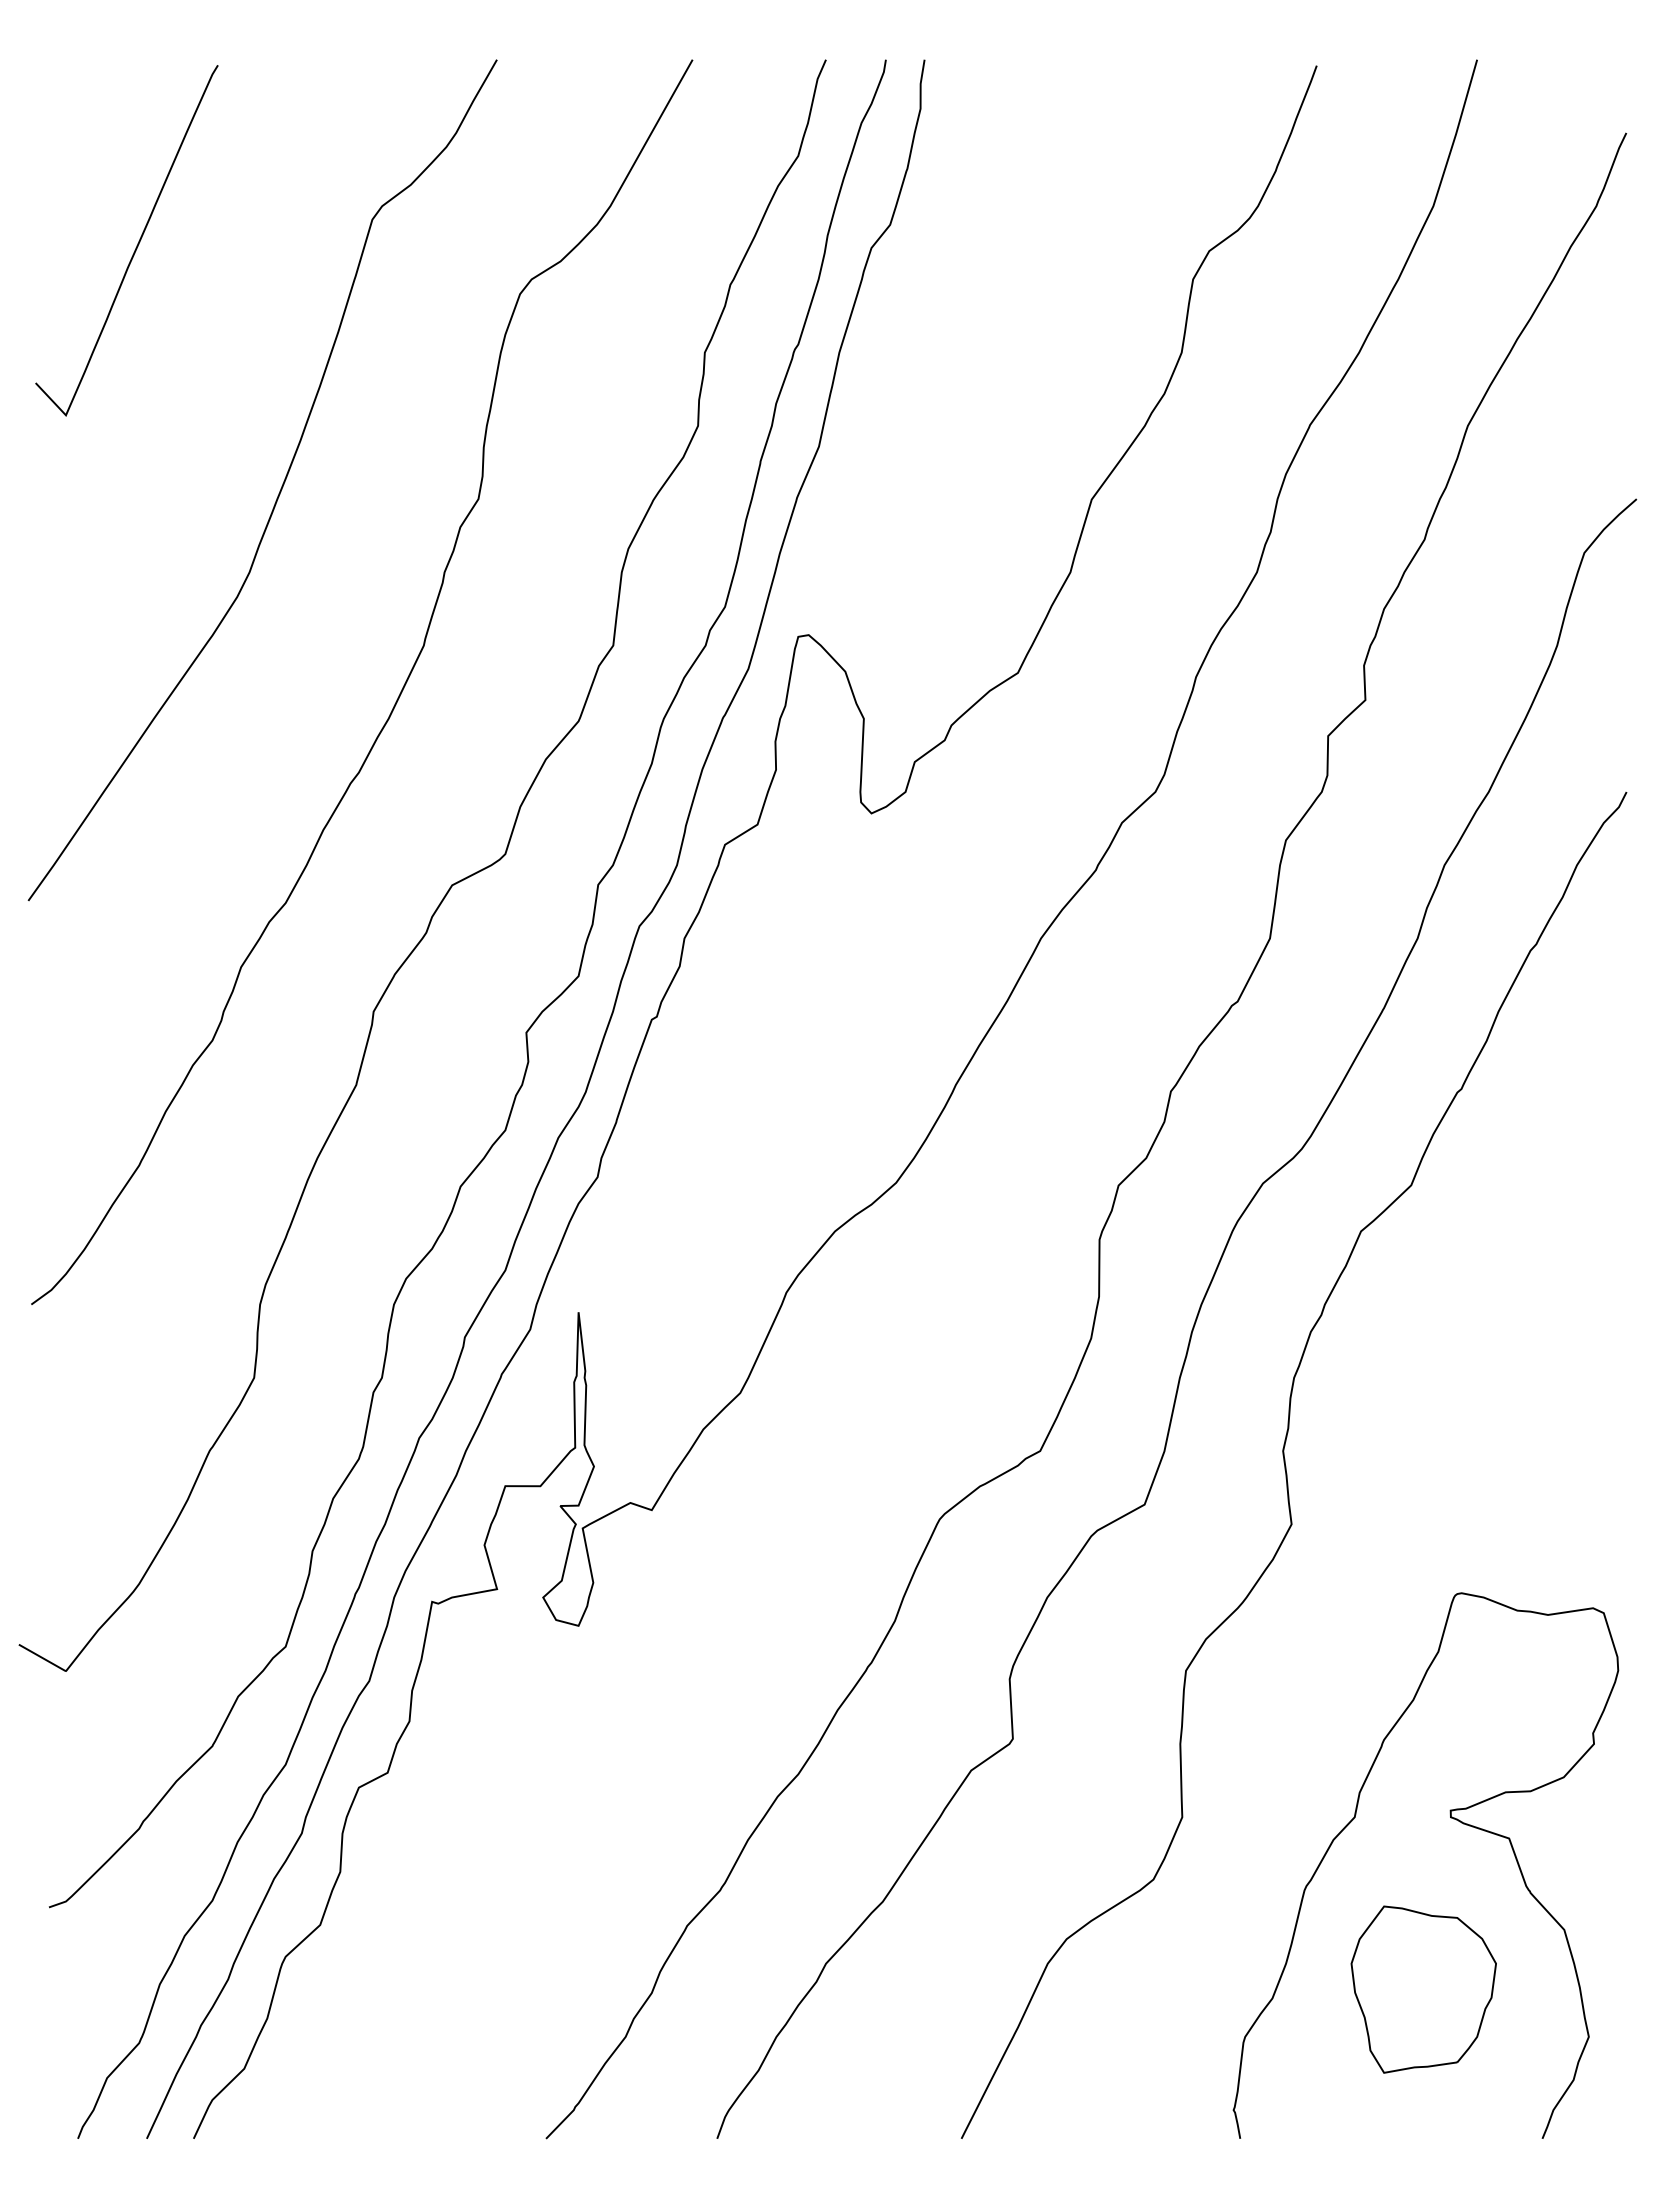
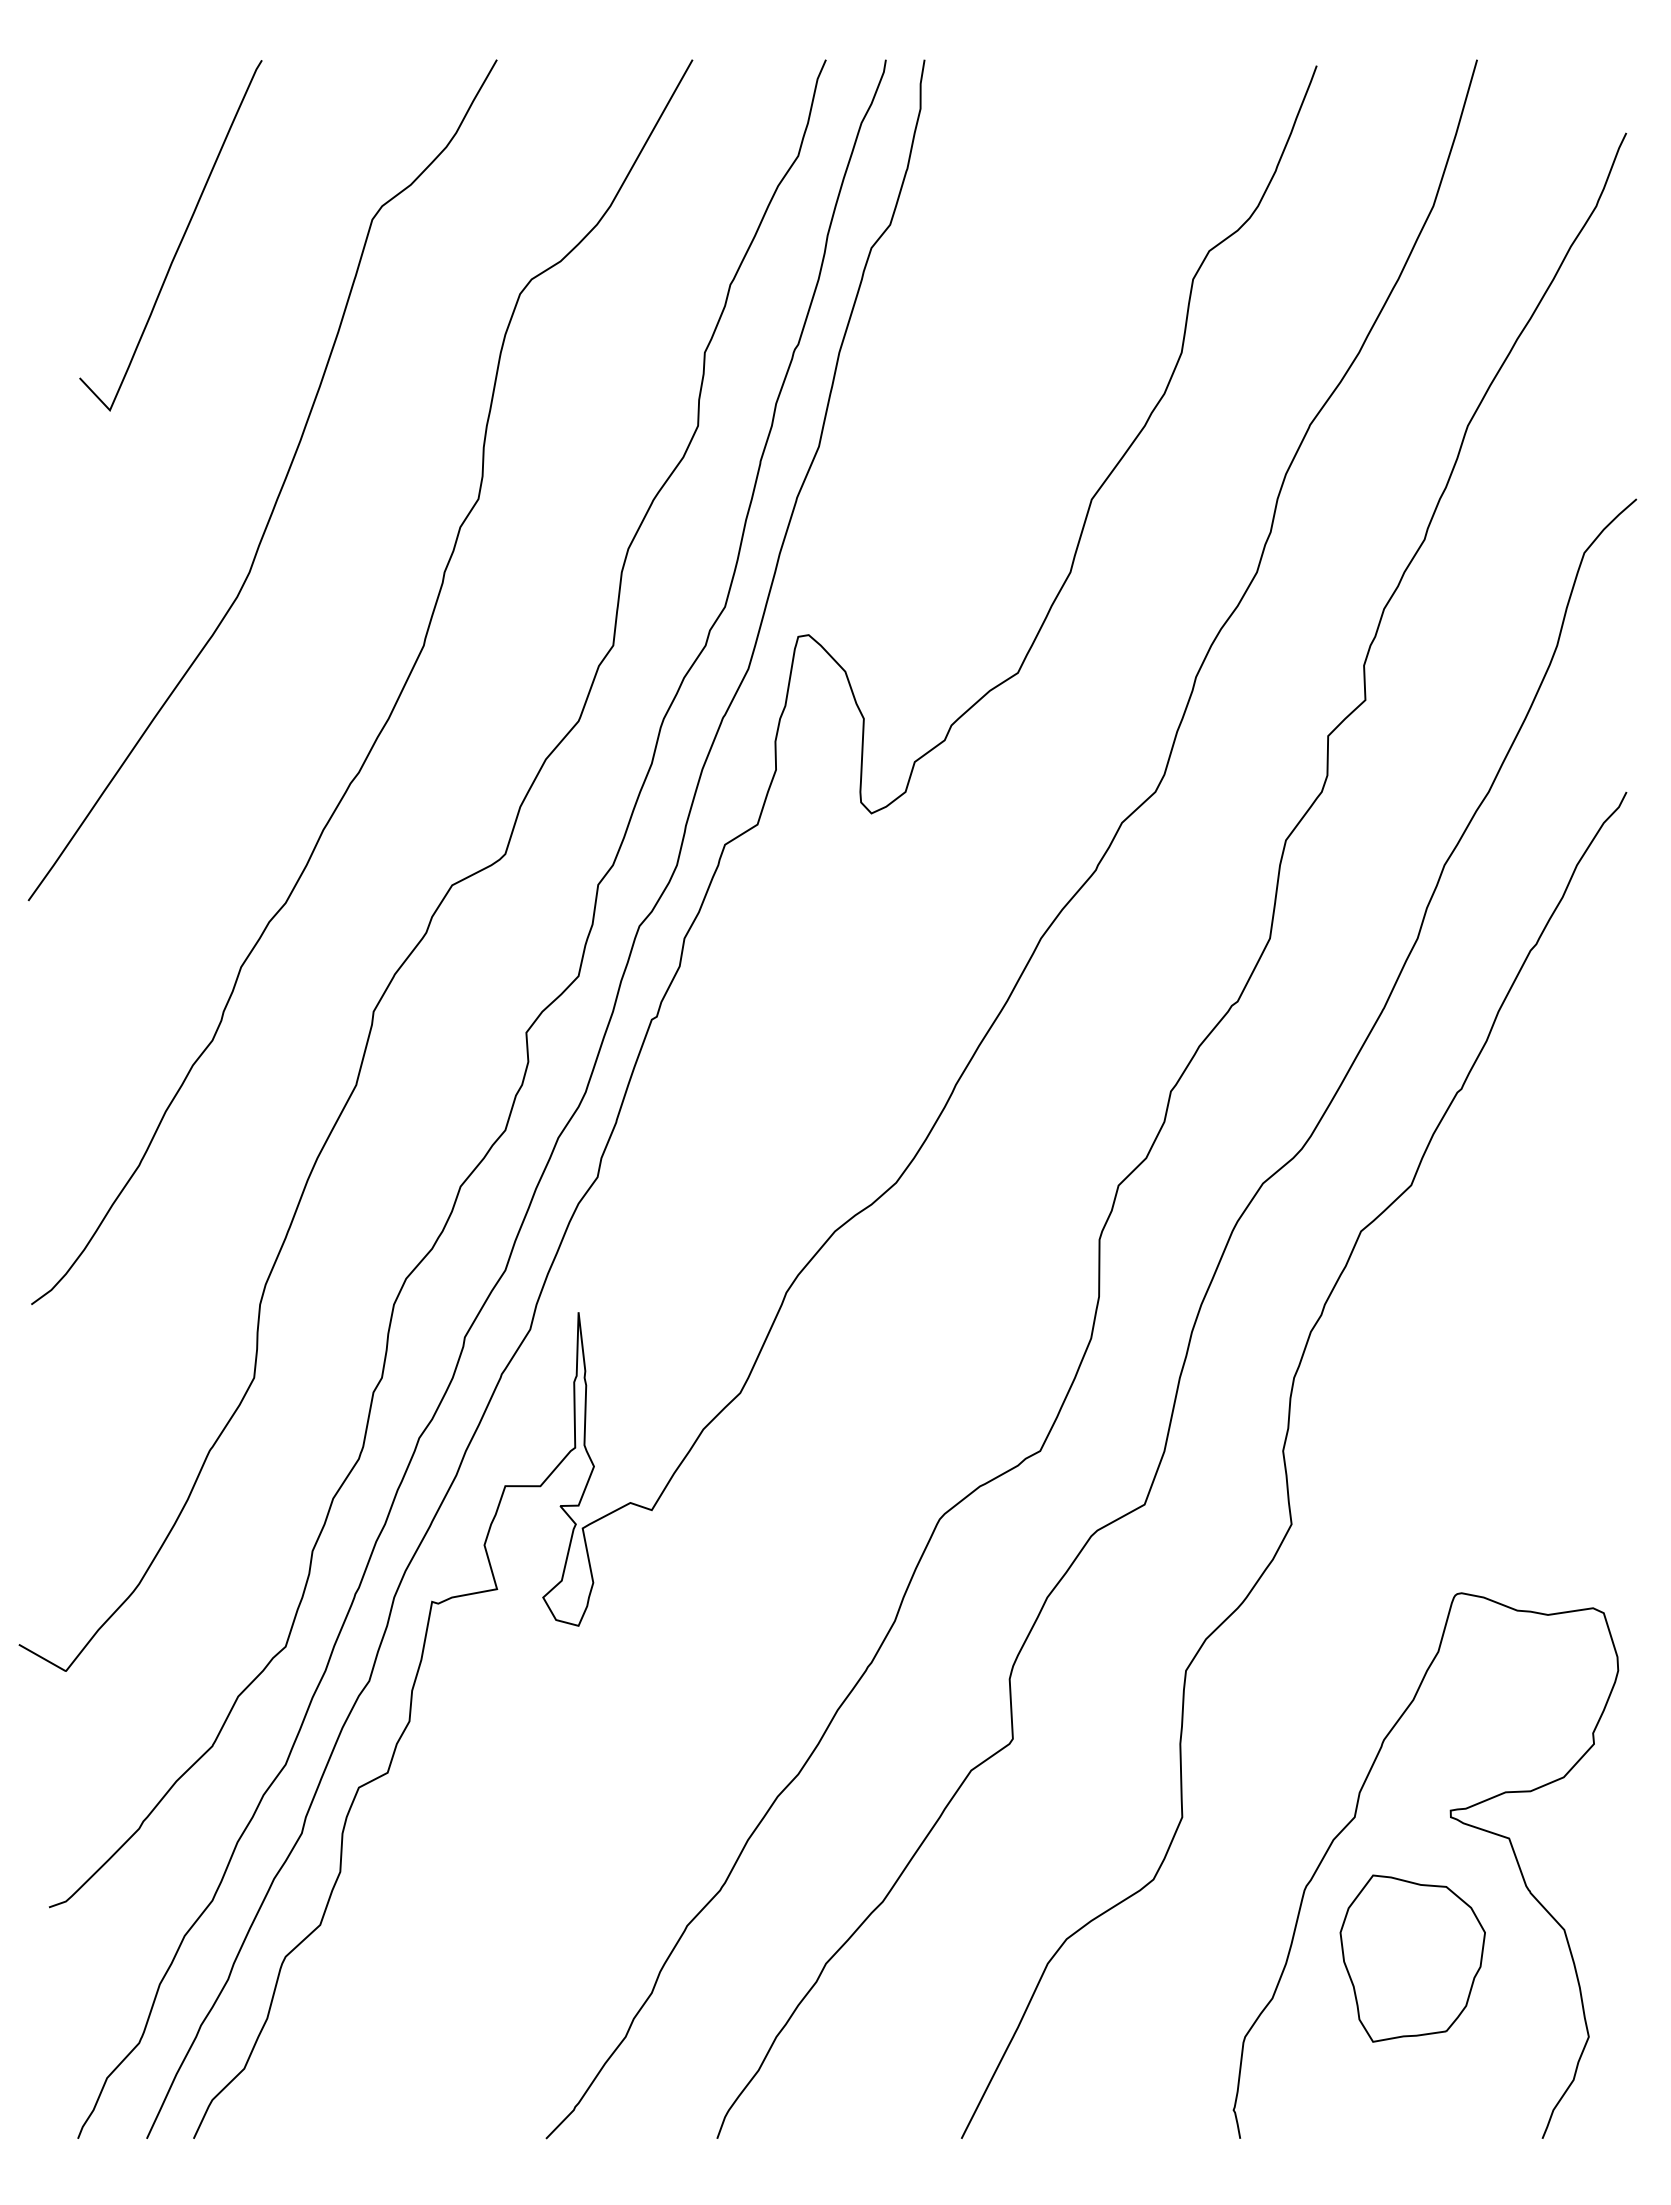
curve position: (136, 245) -> (180, 240) (180, 240)
part position: (1423, 1989) -> (1412, 1958) (1412, 1958)
